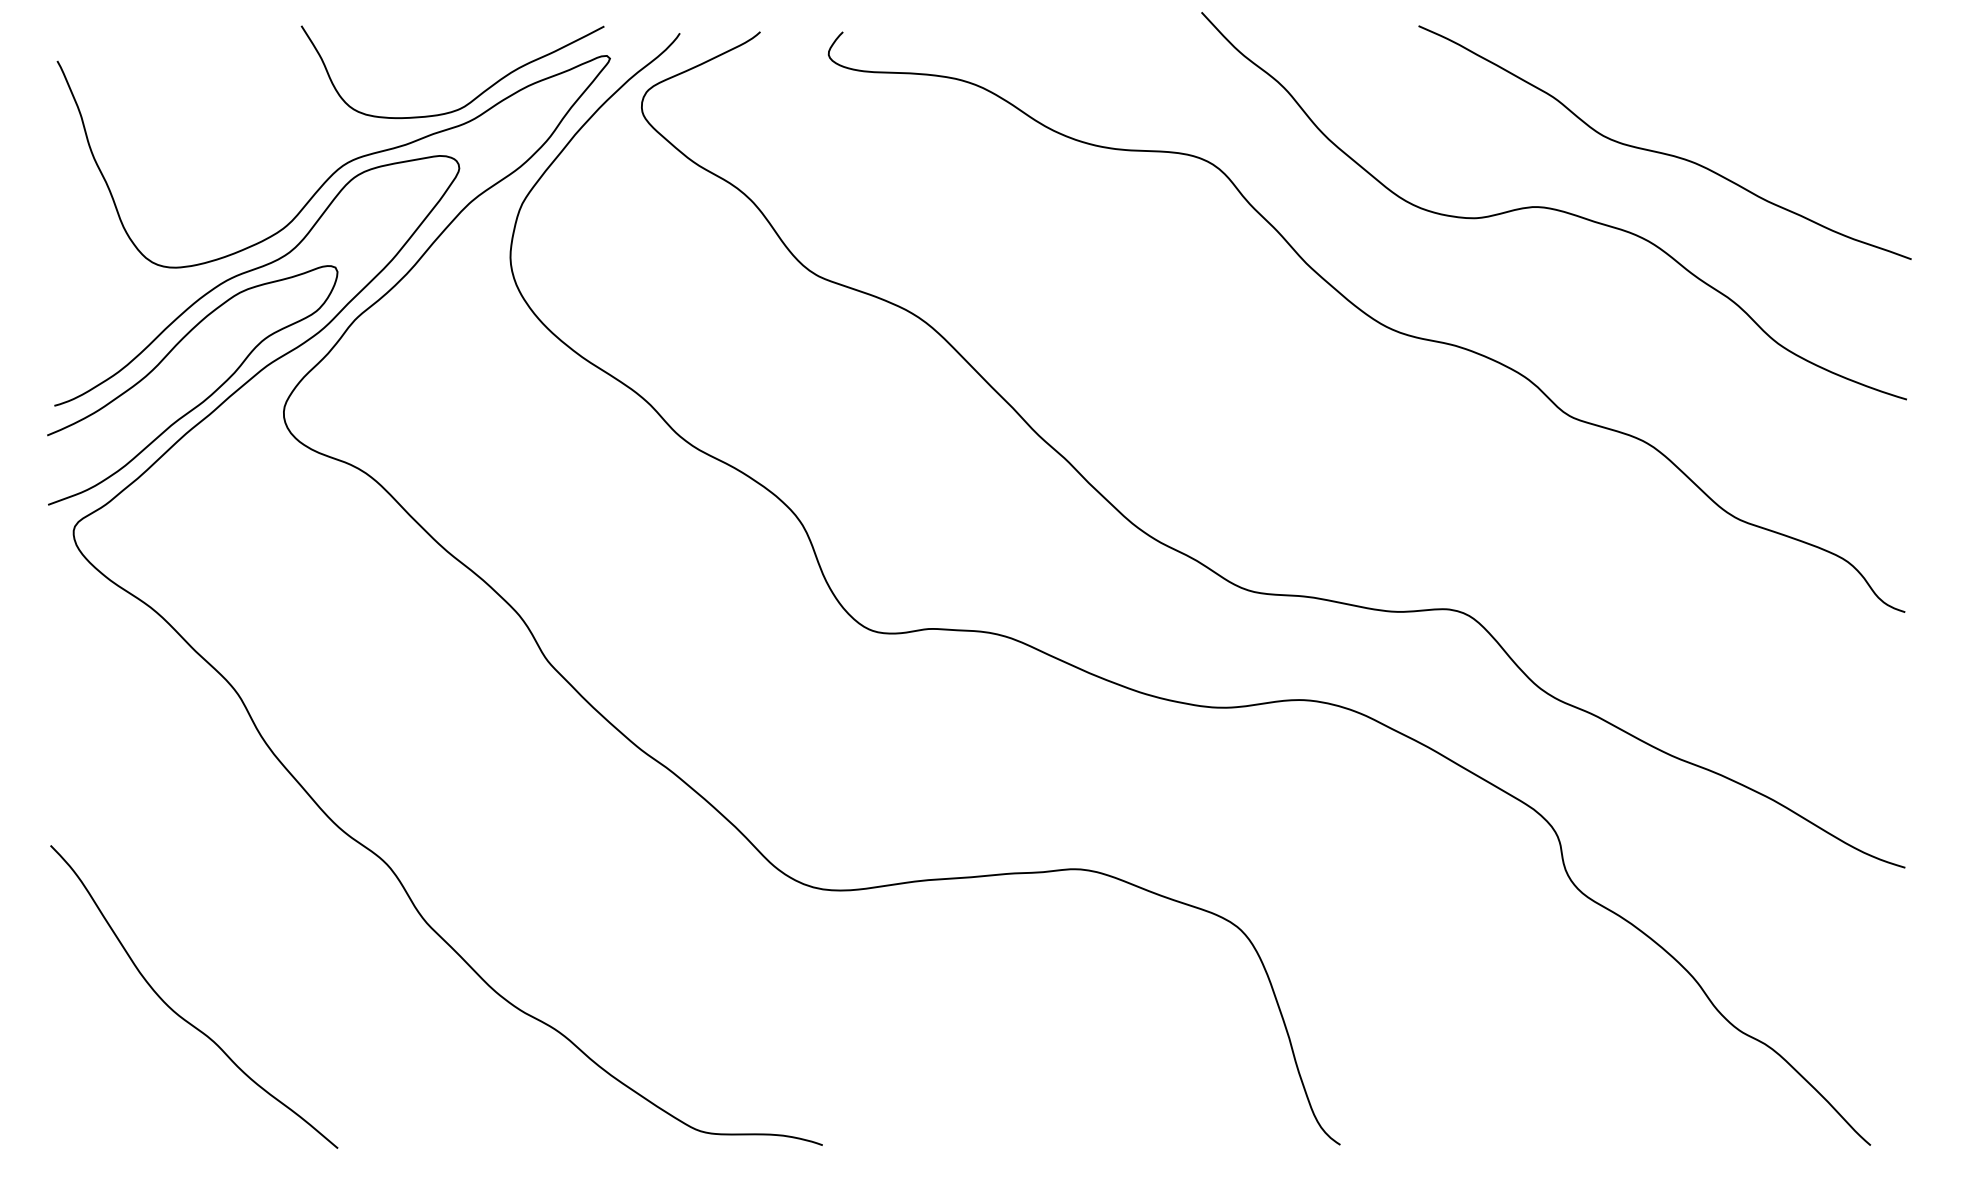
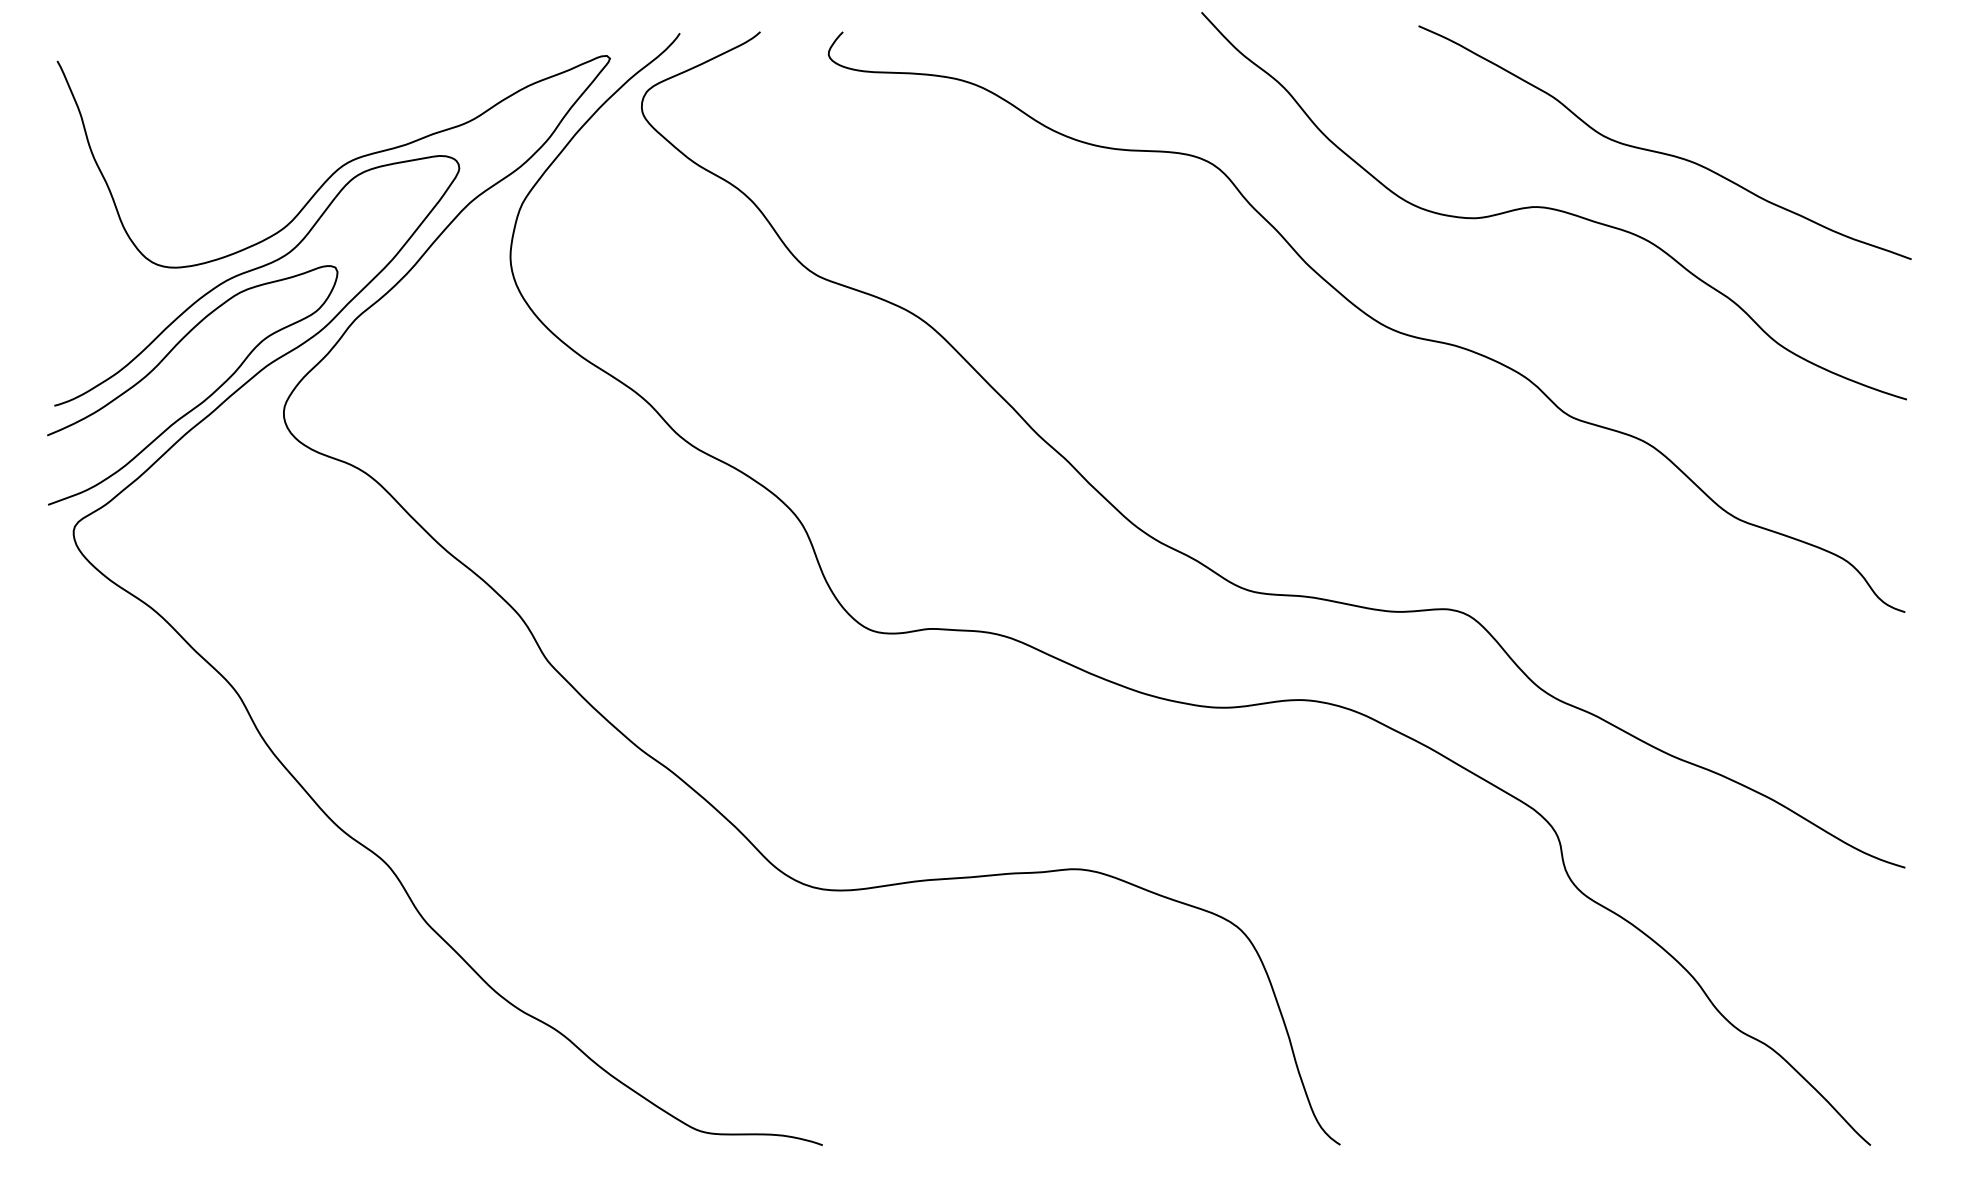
curve: present -> none (472, 99)
curve: present -> none (179, 1014)
